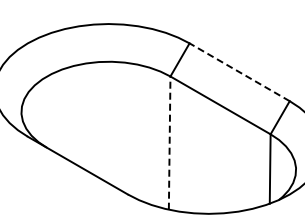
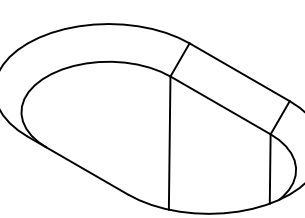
line: dashed -> solid (239, 72)
line: dashed -> solid (169, 143)
